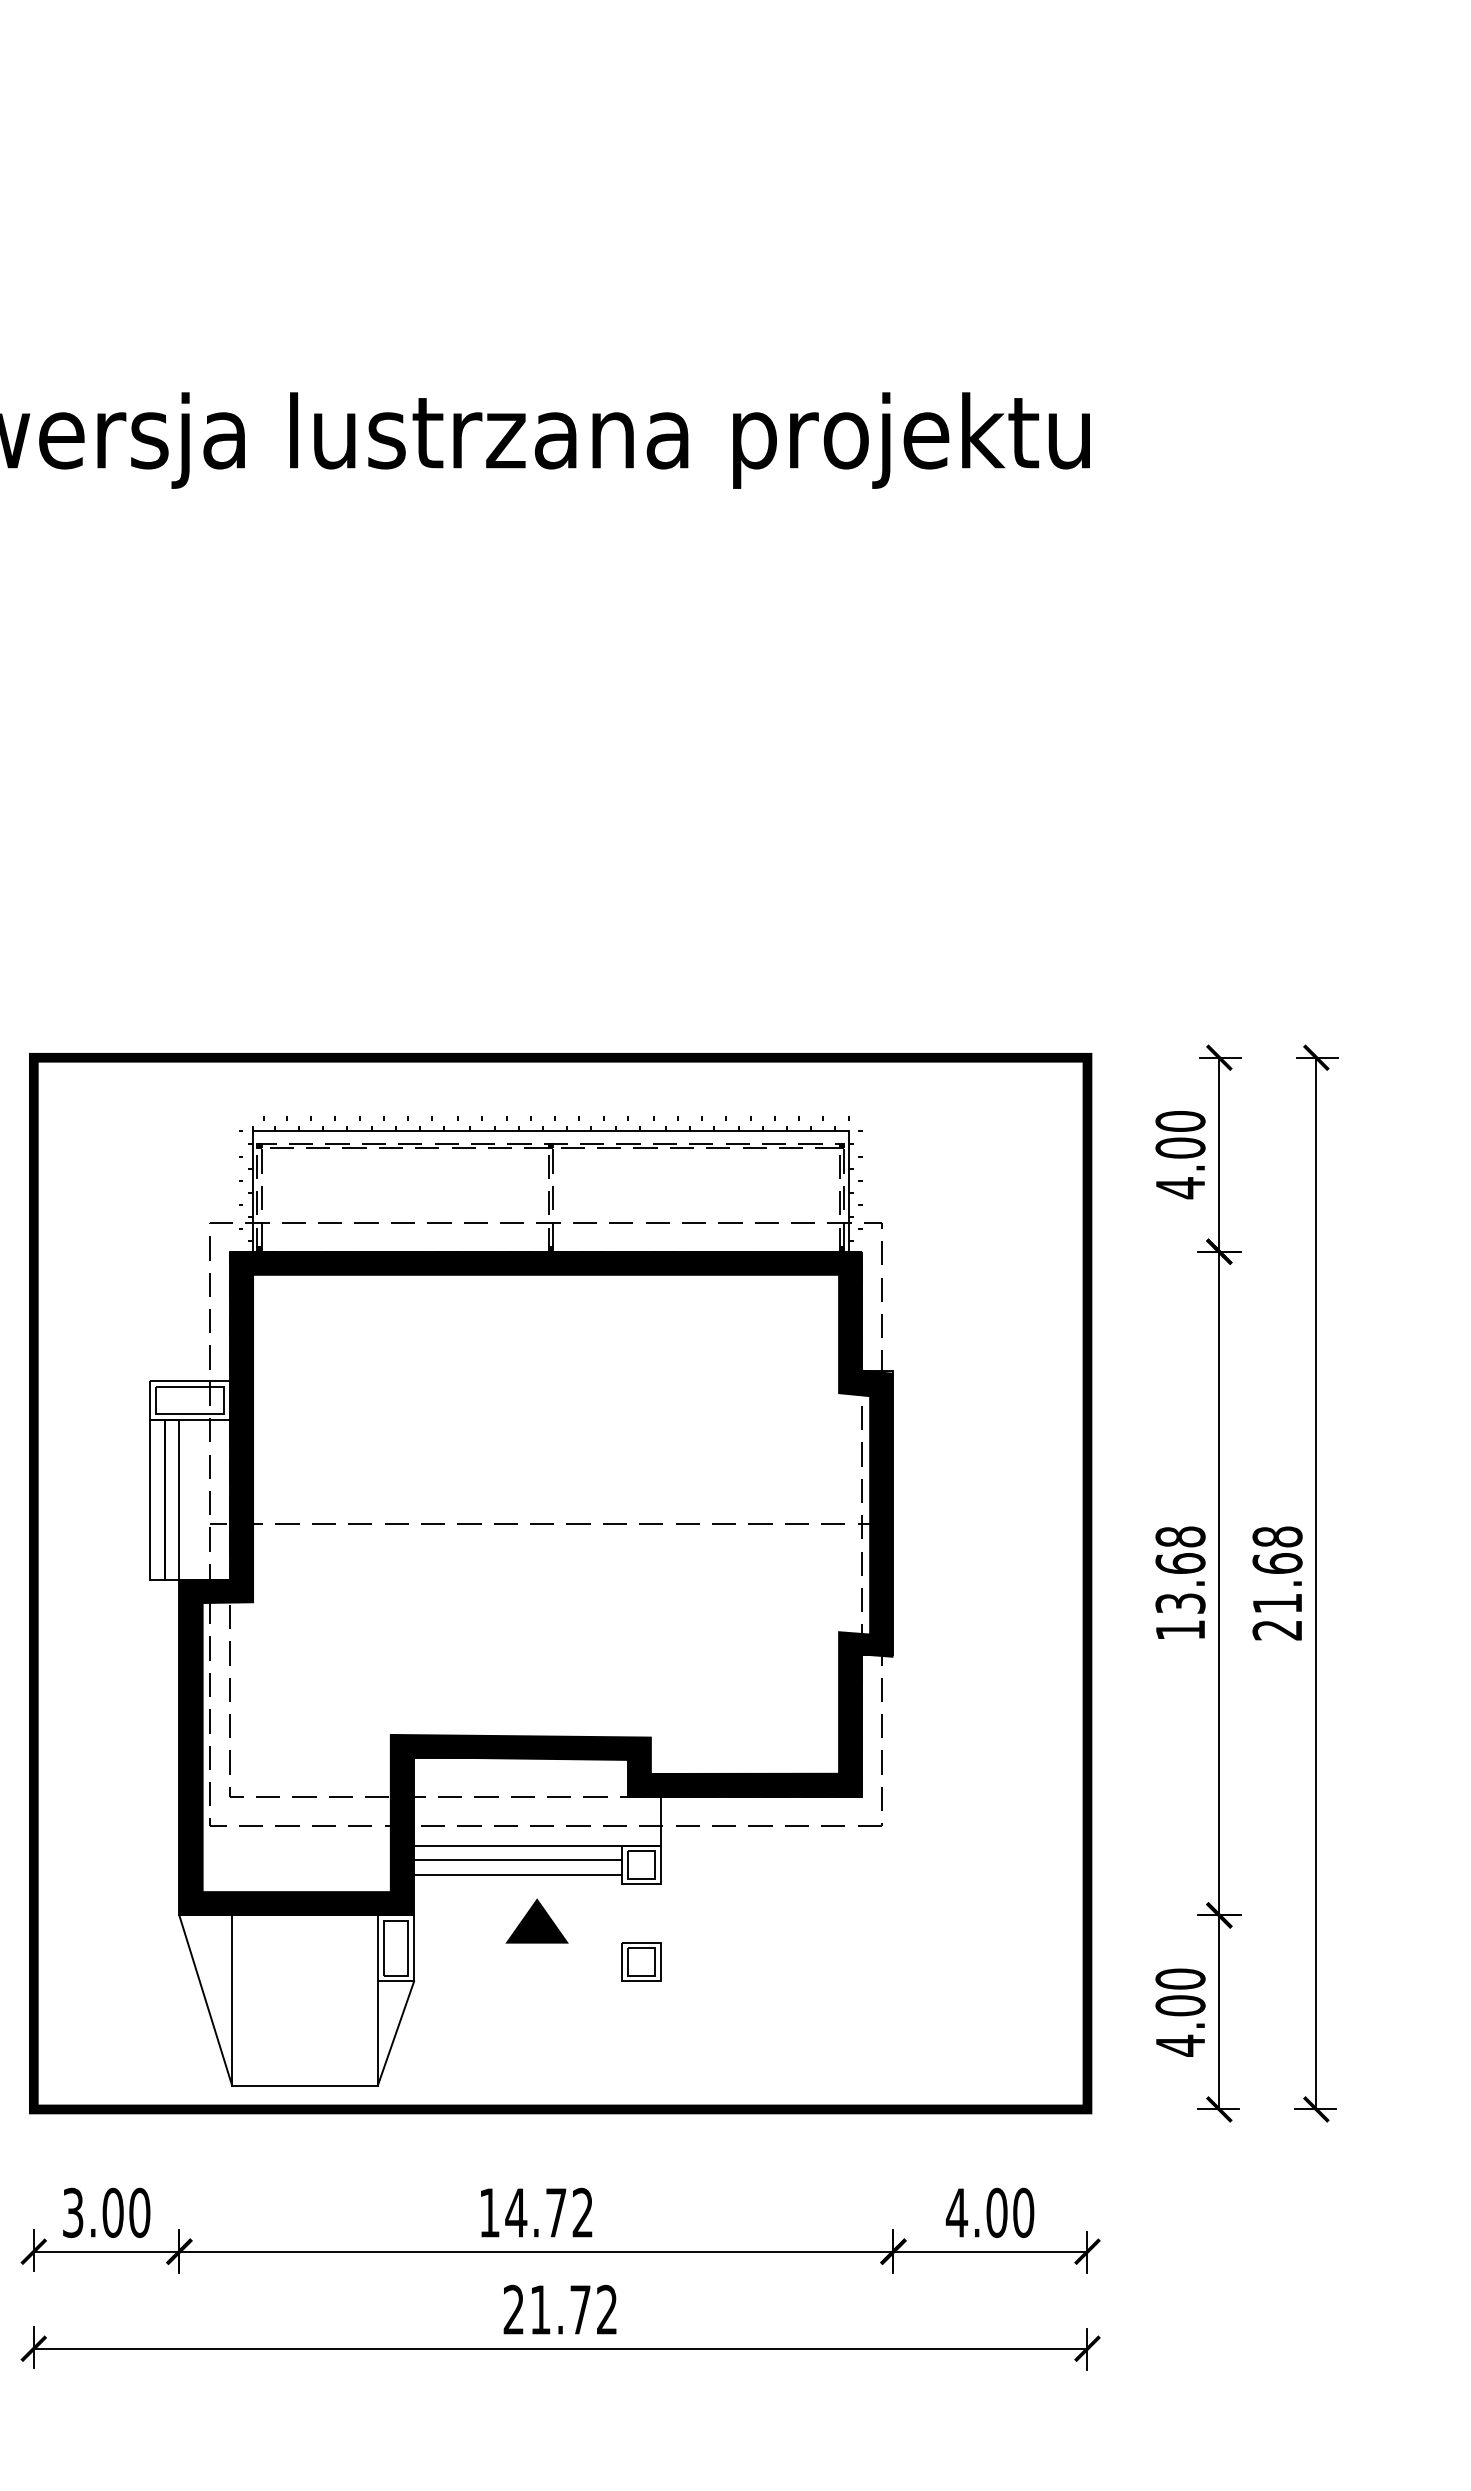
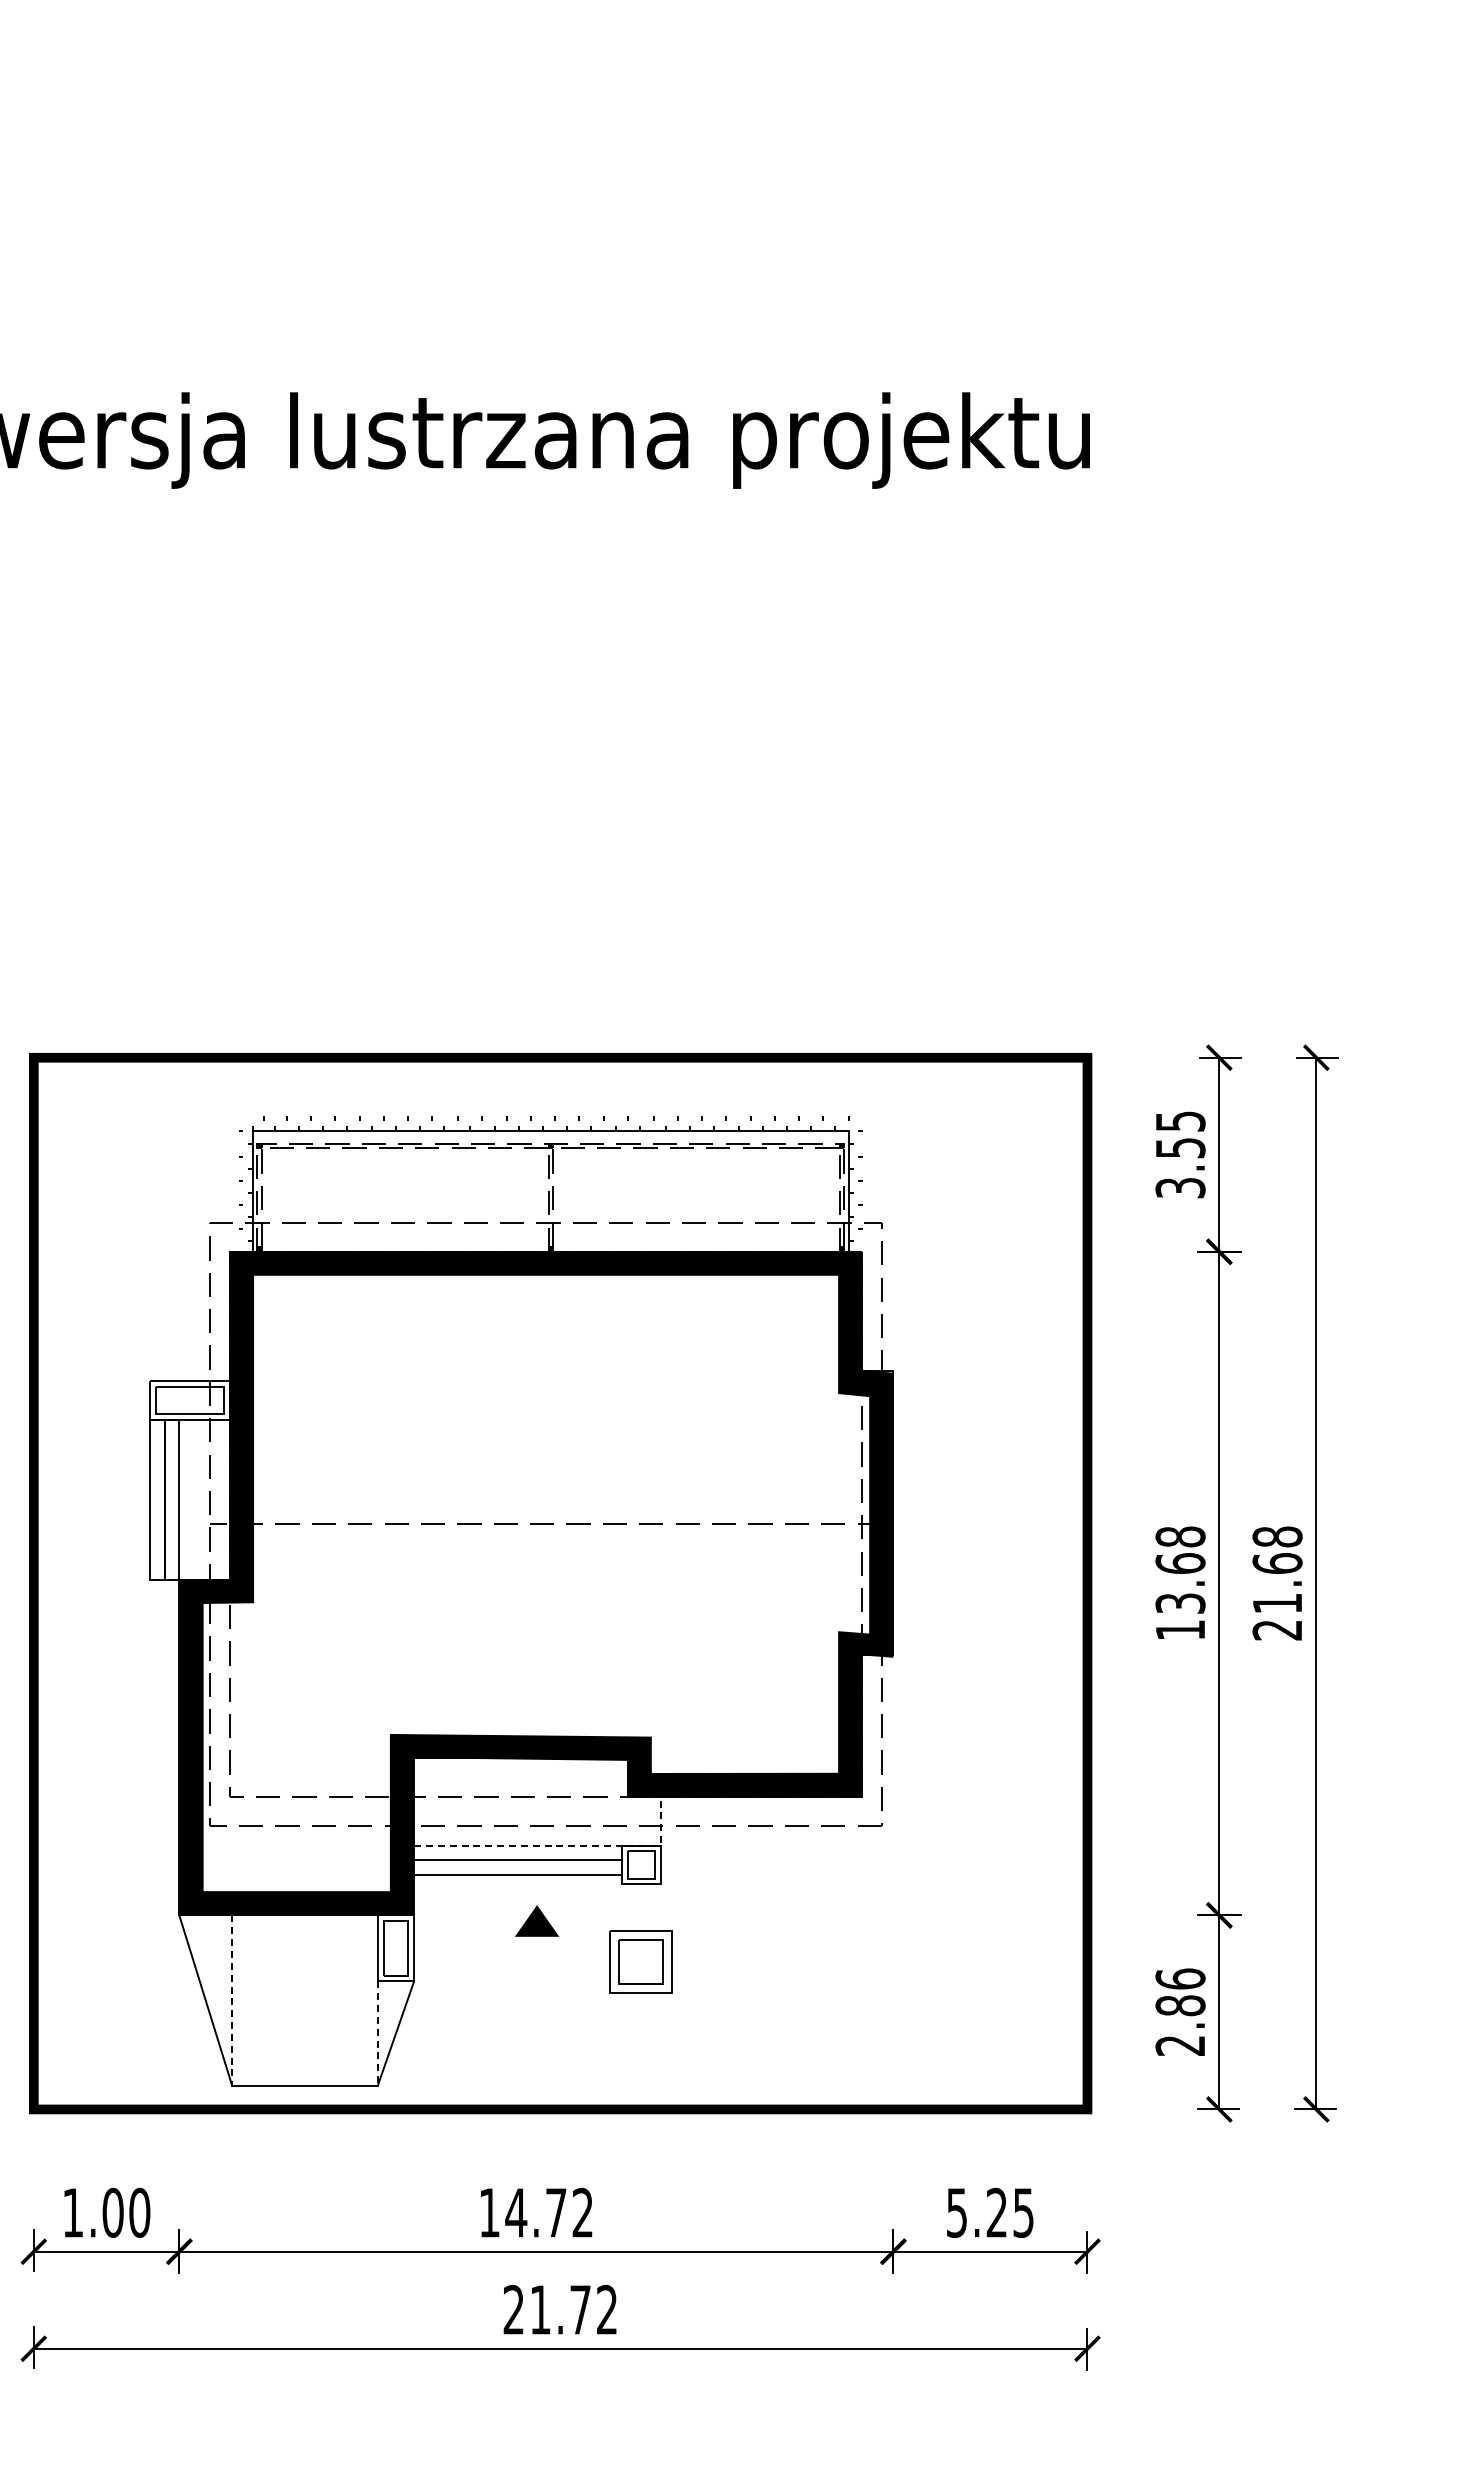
text: 4.00 -> 3.55 (1180, 1155)
line: solid -> dashed (562, 1845)
part size: 64x46 px -> 44x32 px (536, 1920)
part size: 41x40 px -> 64x64 px (640, 1961)
line: solid -> dashed (232, 2001)
text: 4.00 -> 2.86 (1180, 2012)
line: solid -> dashed (377, 2034)
text: 3.00 -> 1.00 (73, 2212)
text: 4.00 -> 5.25 (989, 2212)
